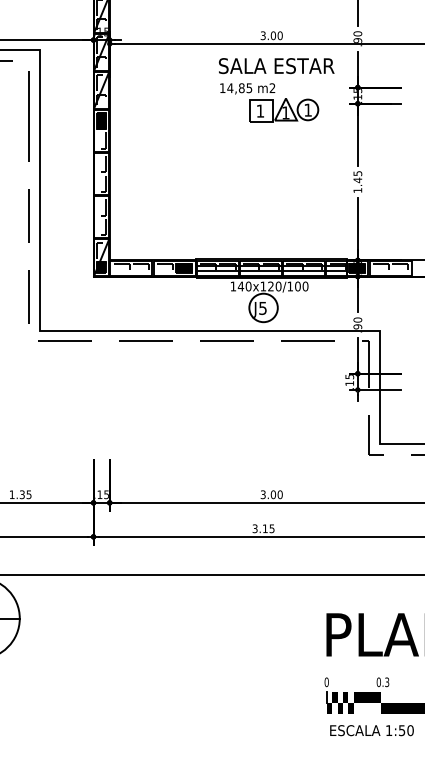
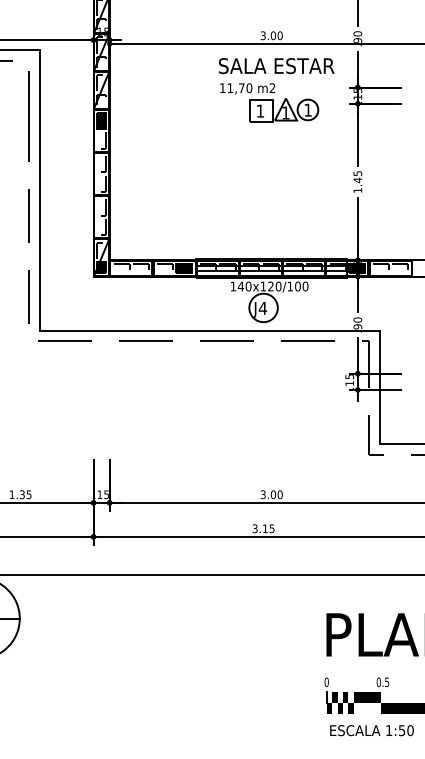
text: 14,85 -> 11,70 (239, 88)
text: J5 -> J4 (262, 308)
text: 0.3 -> 0.5 (387, 681)
